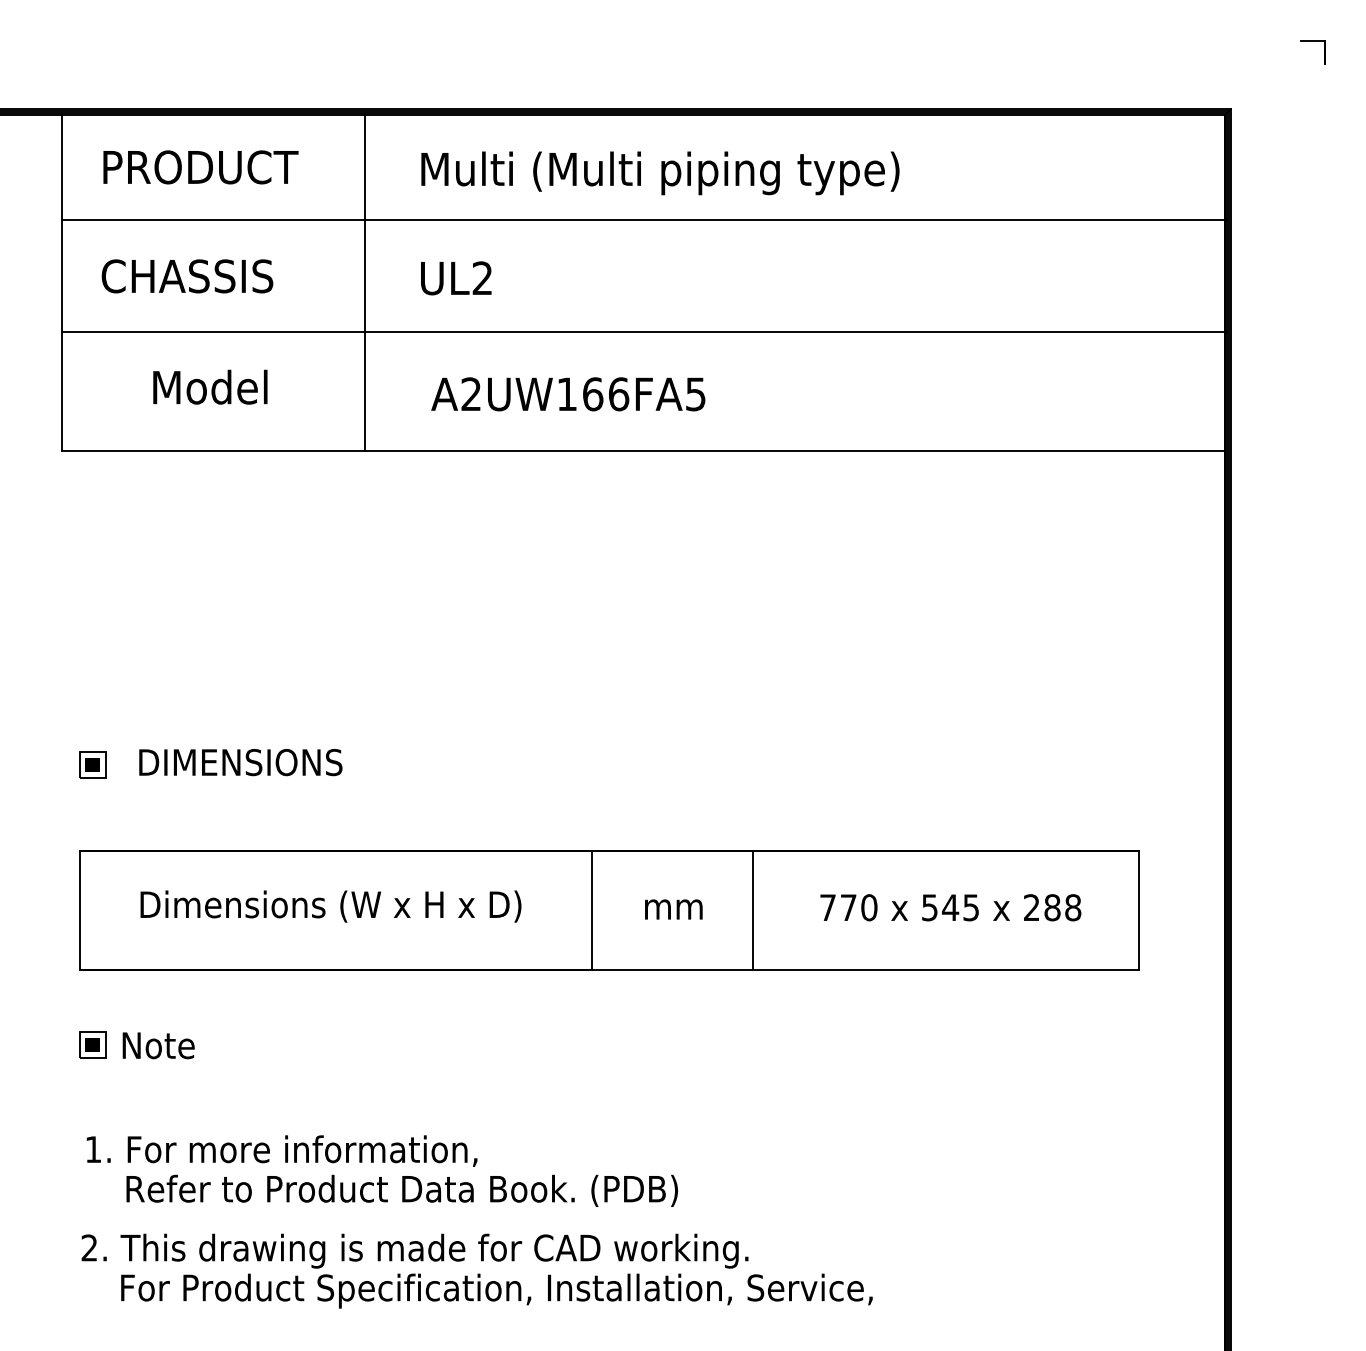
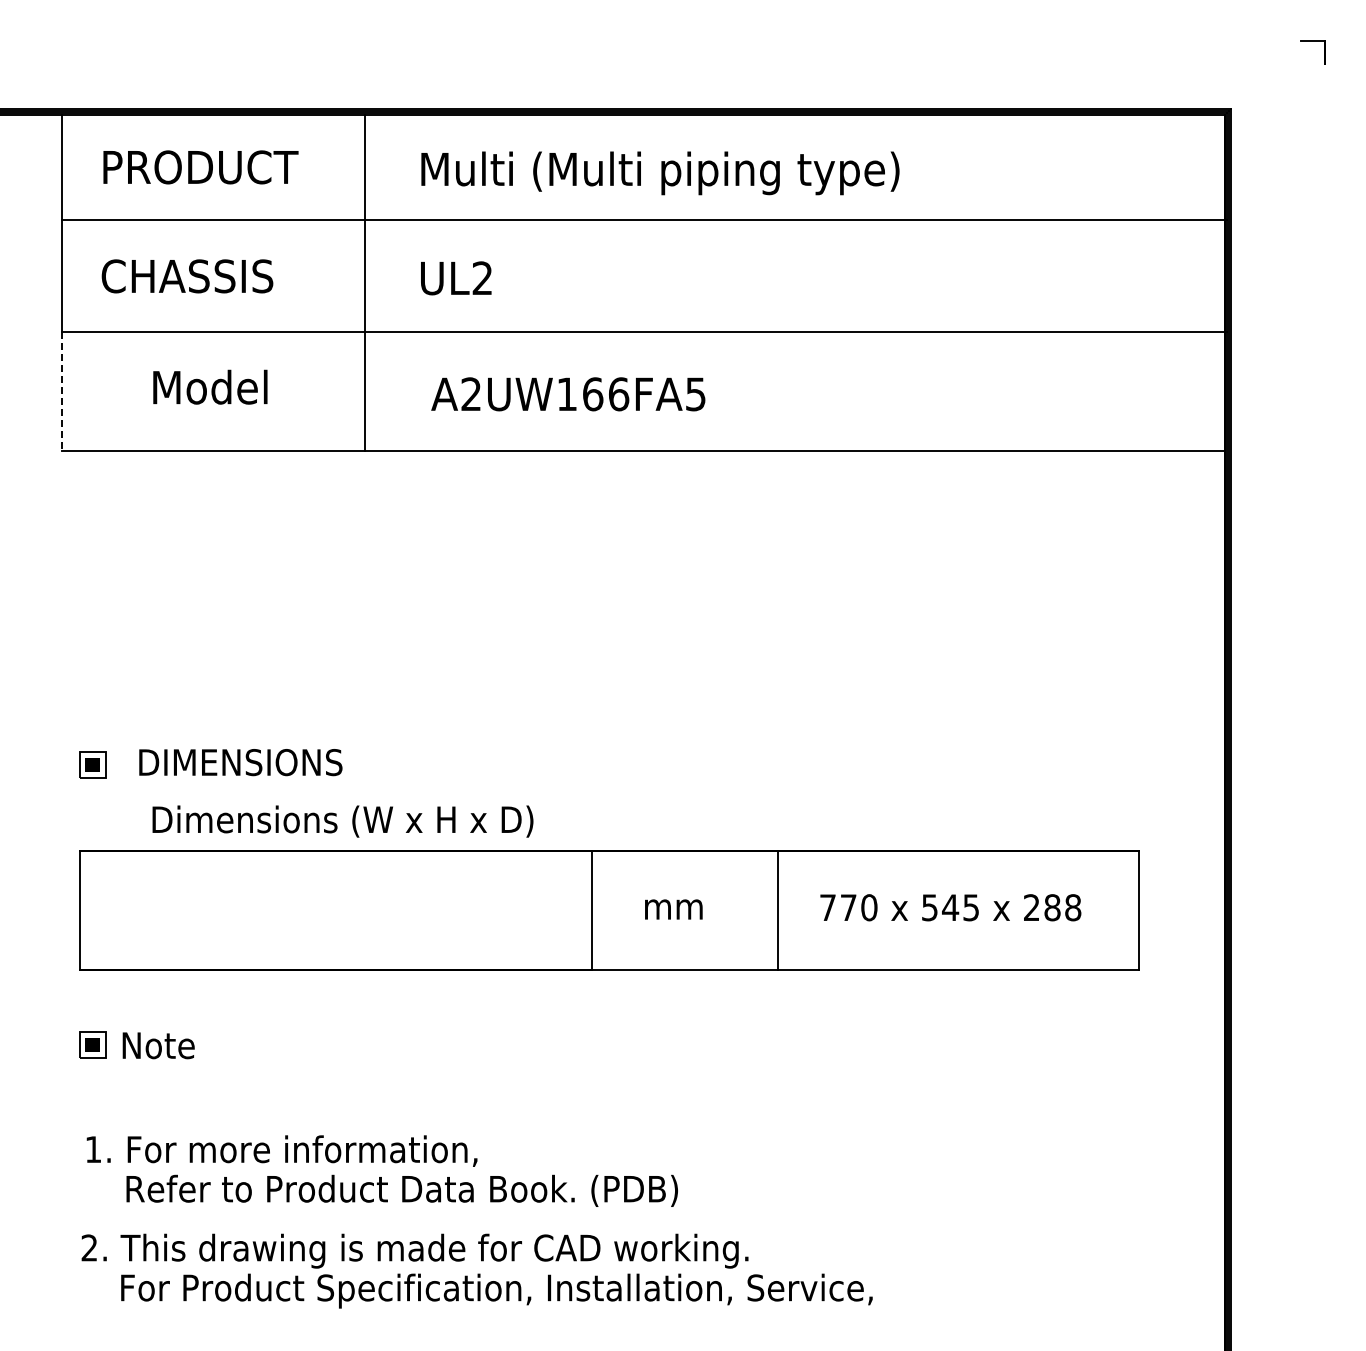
line: solid -> dashed (62, 391)
text position: (330, 906) -> (342, 821) (342, 821)
line position: (752, 910) -> (777, 910) (777, 910)
